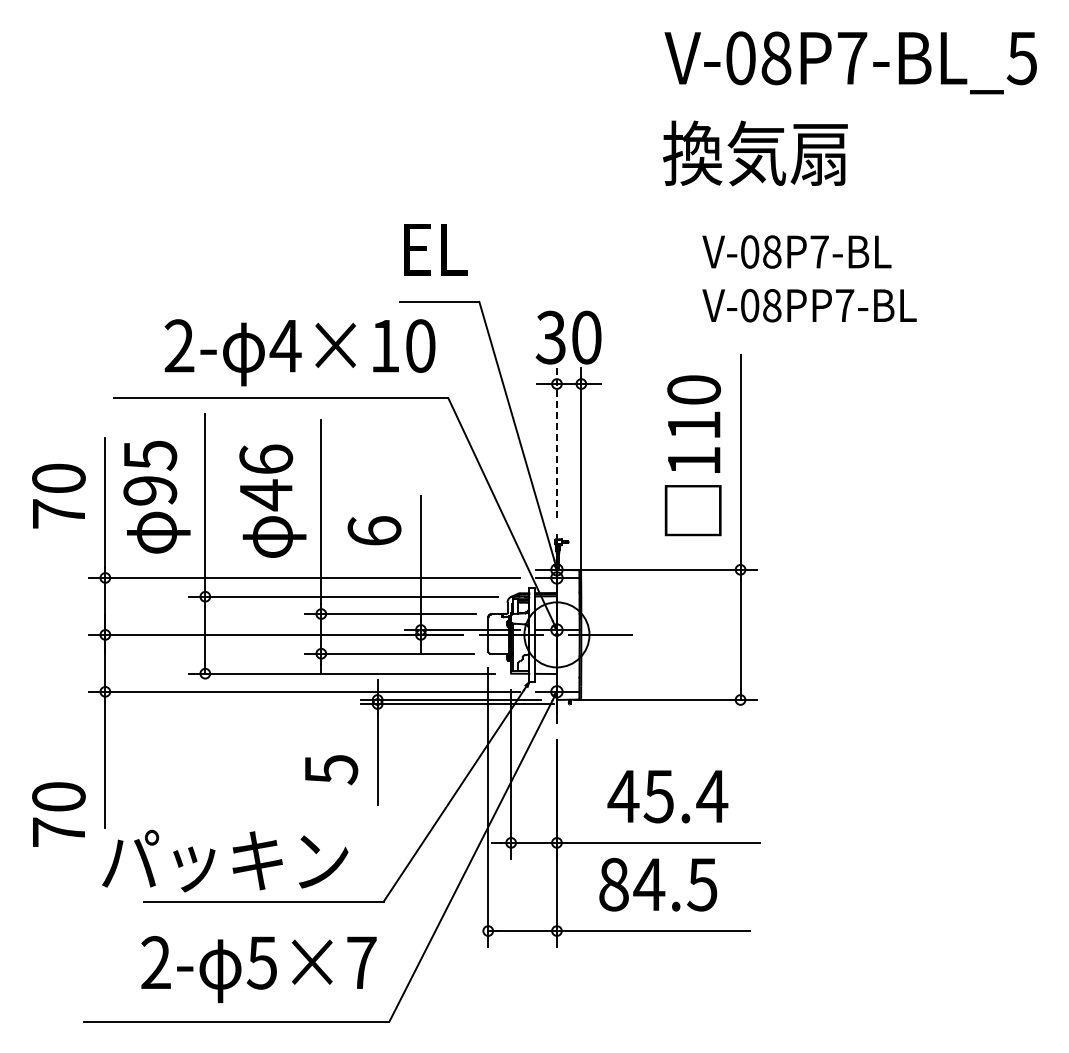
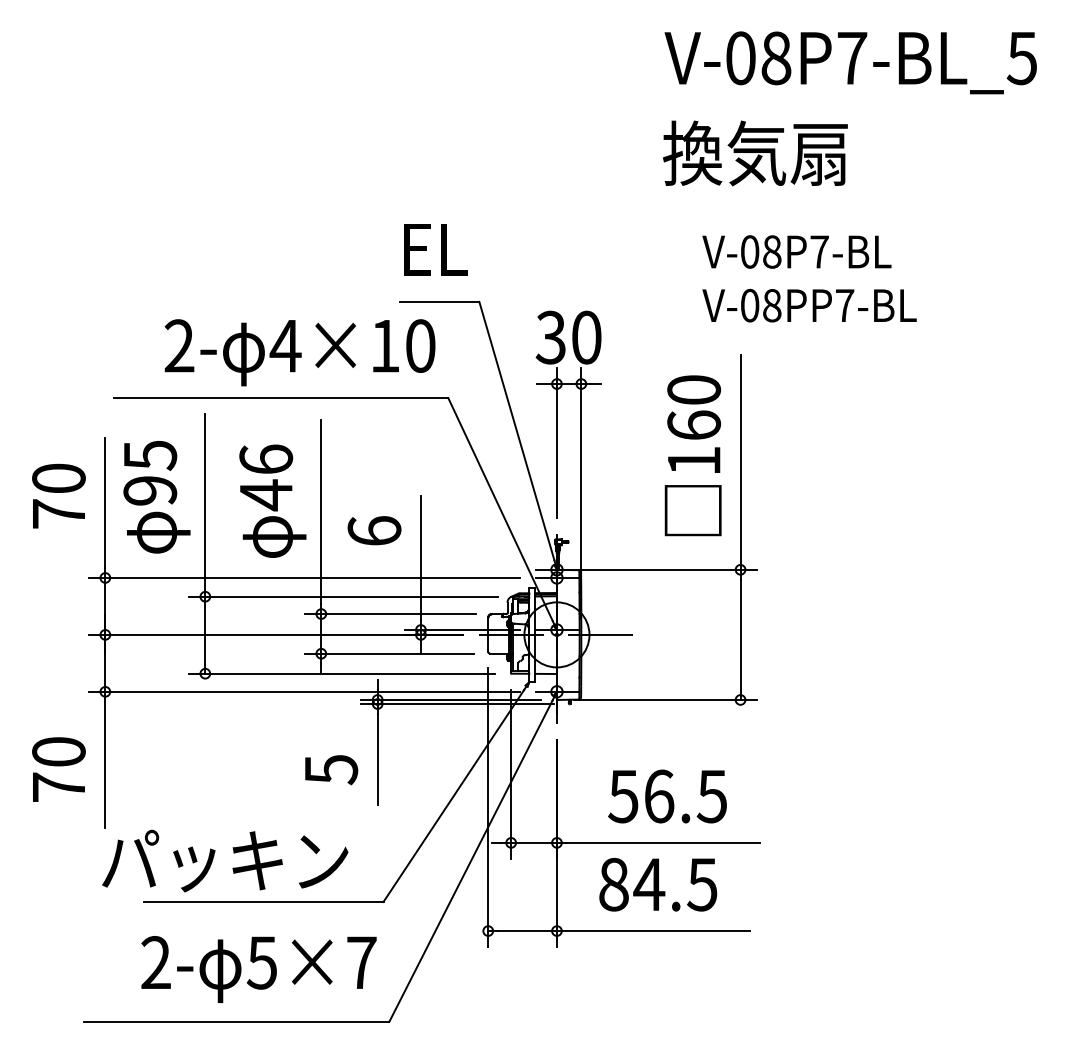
text: 110 -> 160 (694, 424)
line: dashed -> solid (556, 442)
text: 45.4 -> 56.5 (667, 796)
text position: (58, 814) -> (58, 769) (58, 769)
